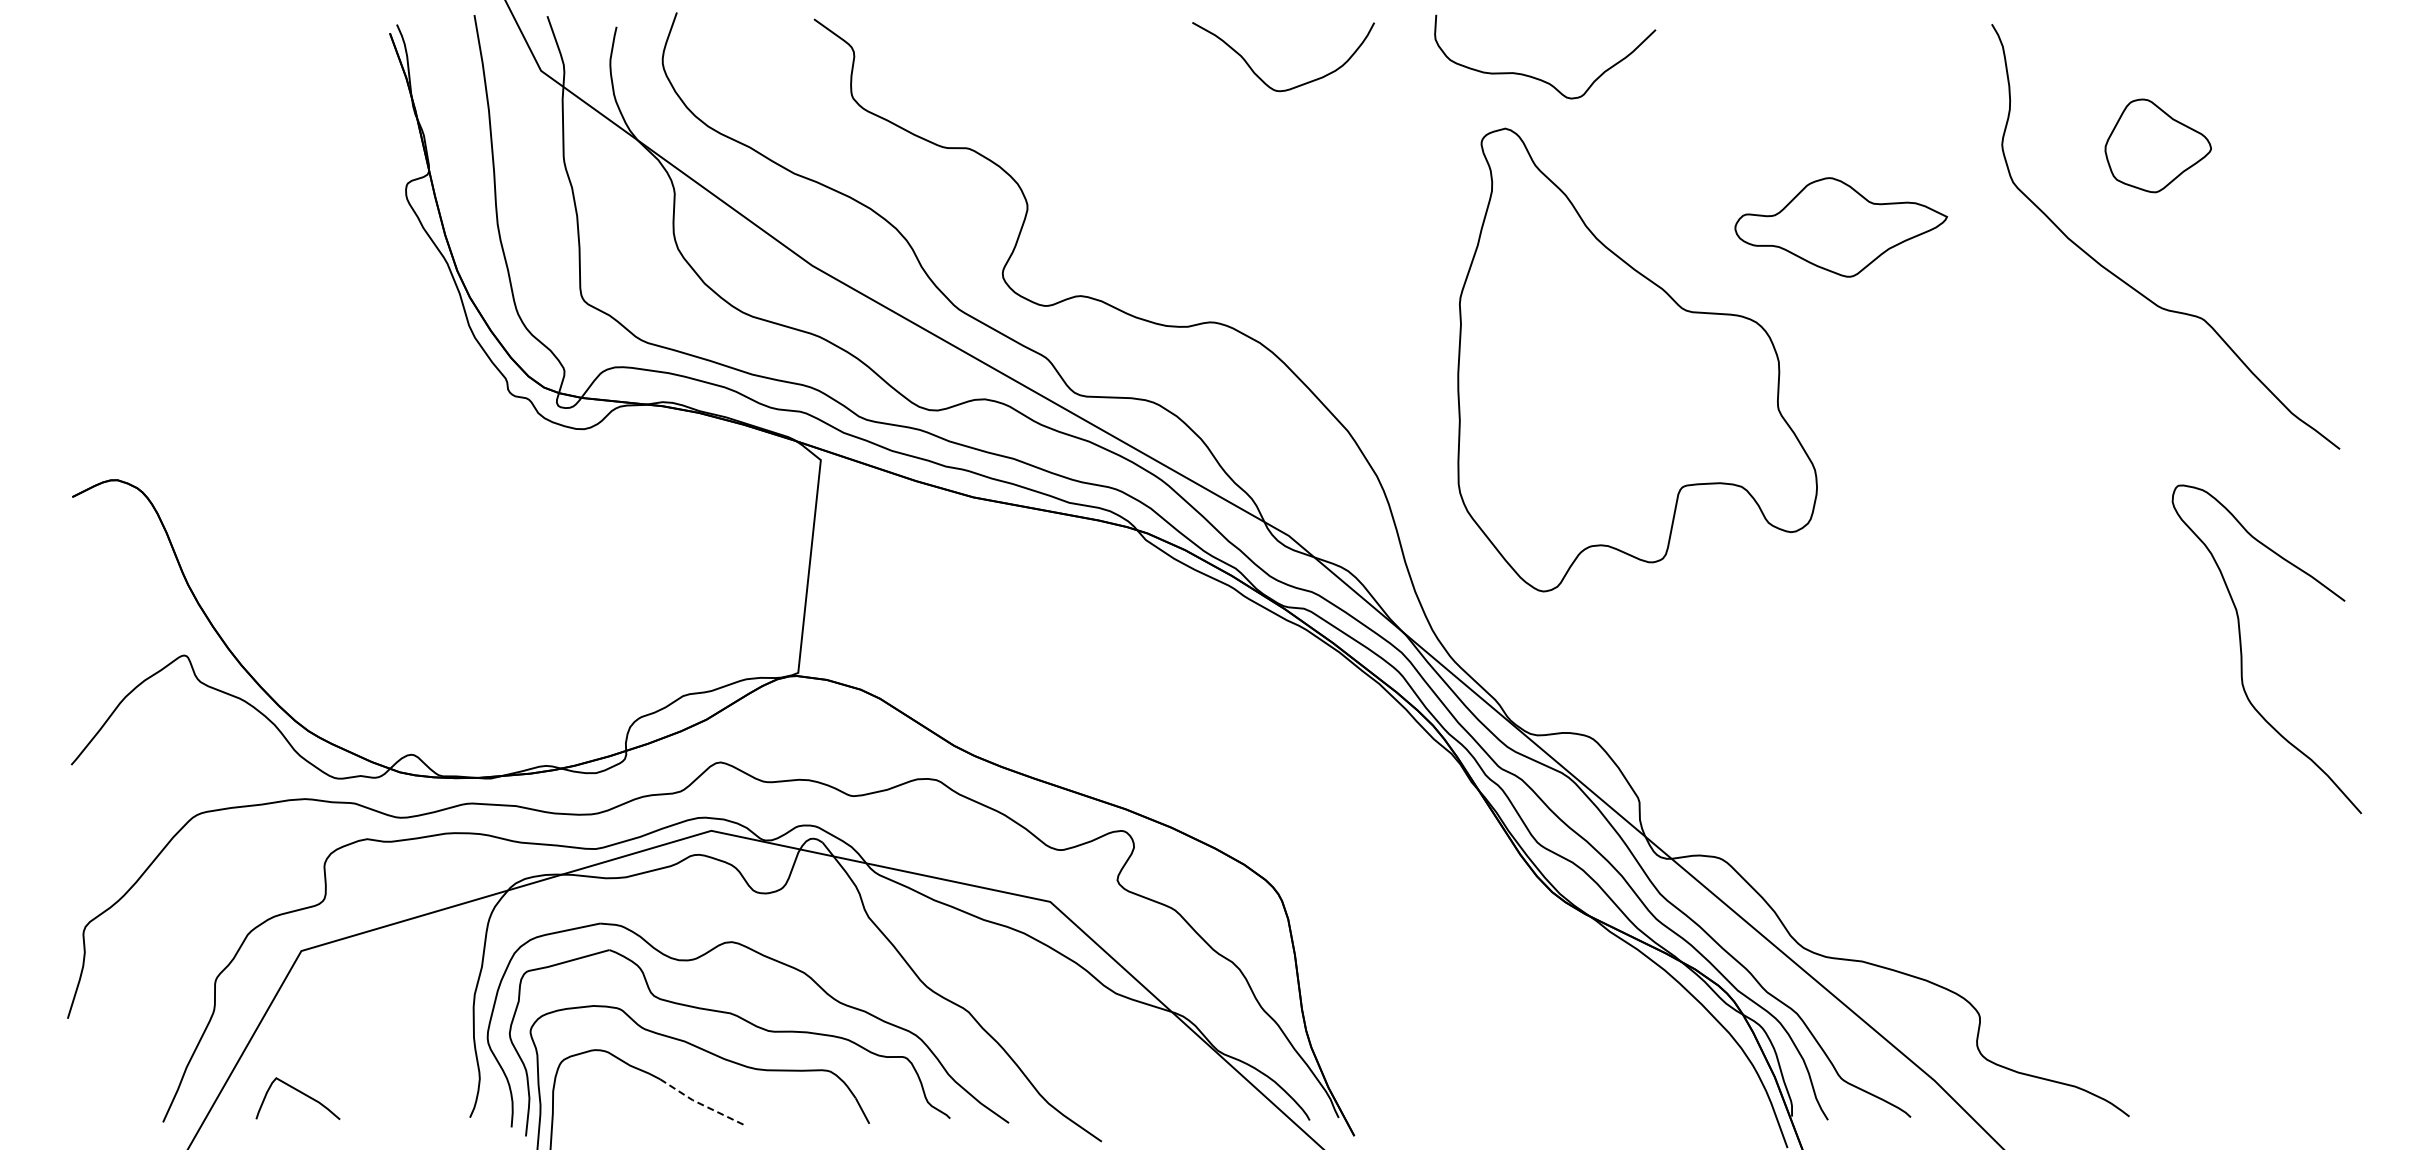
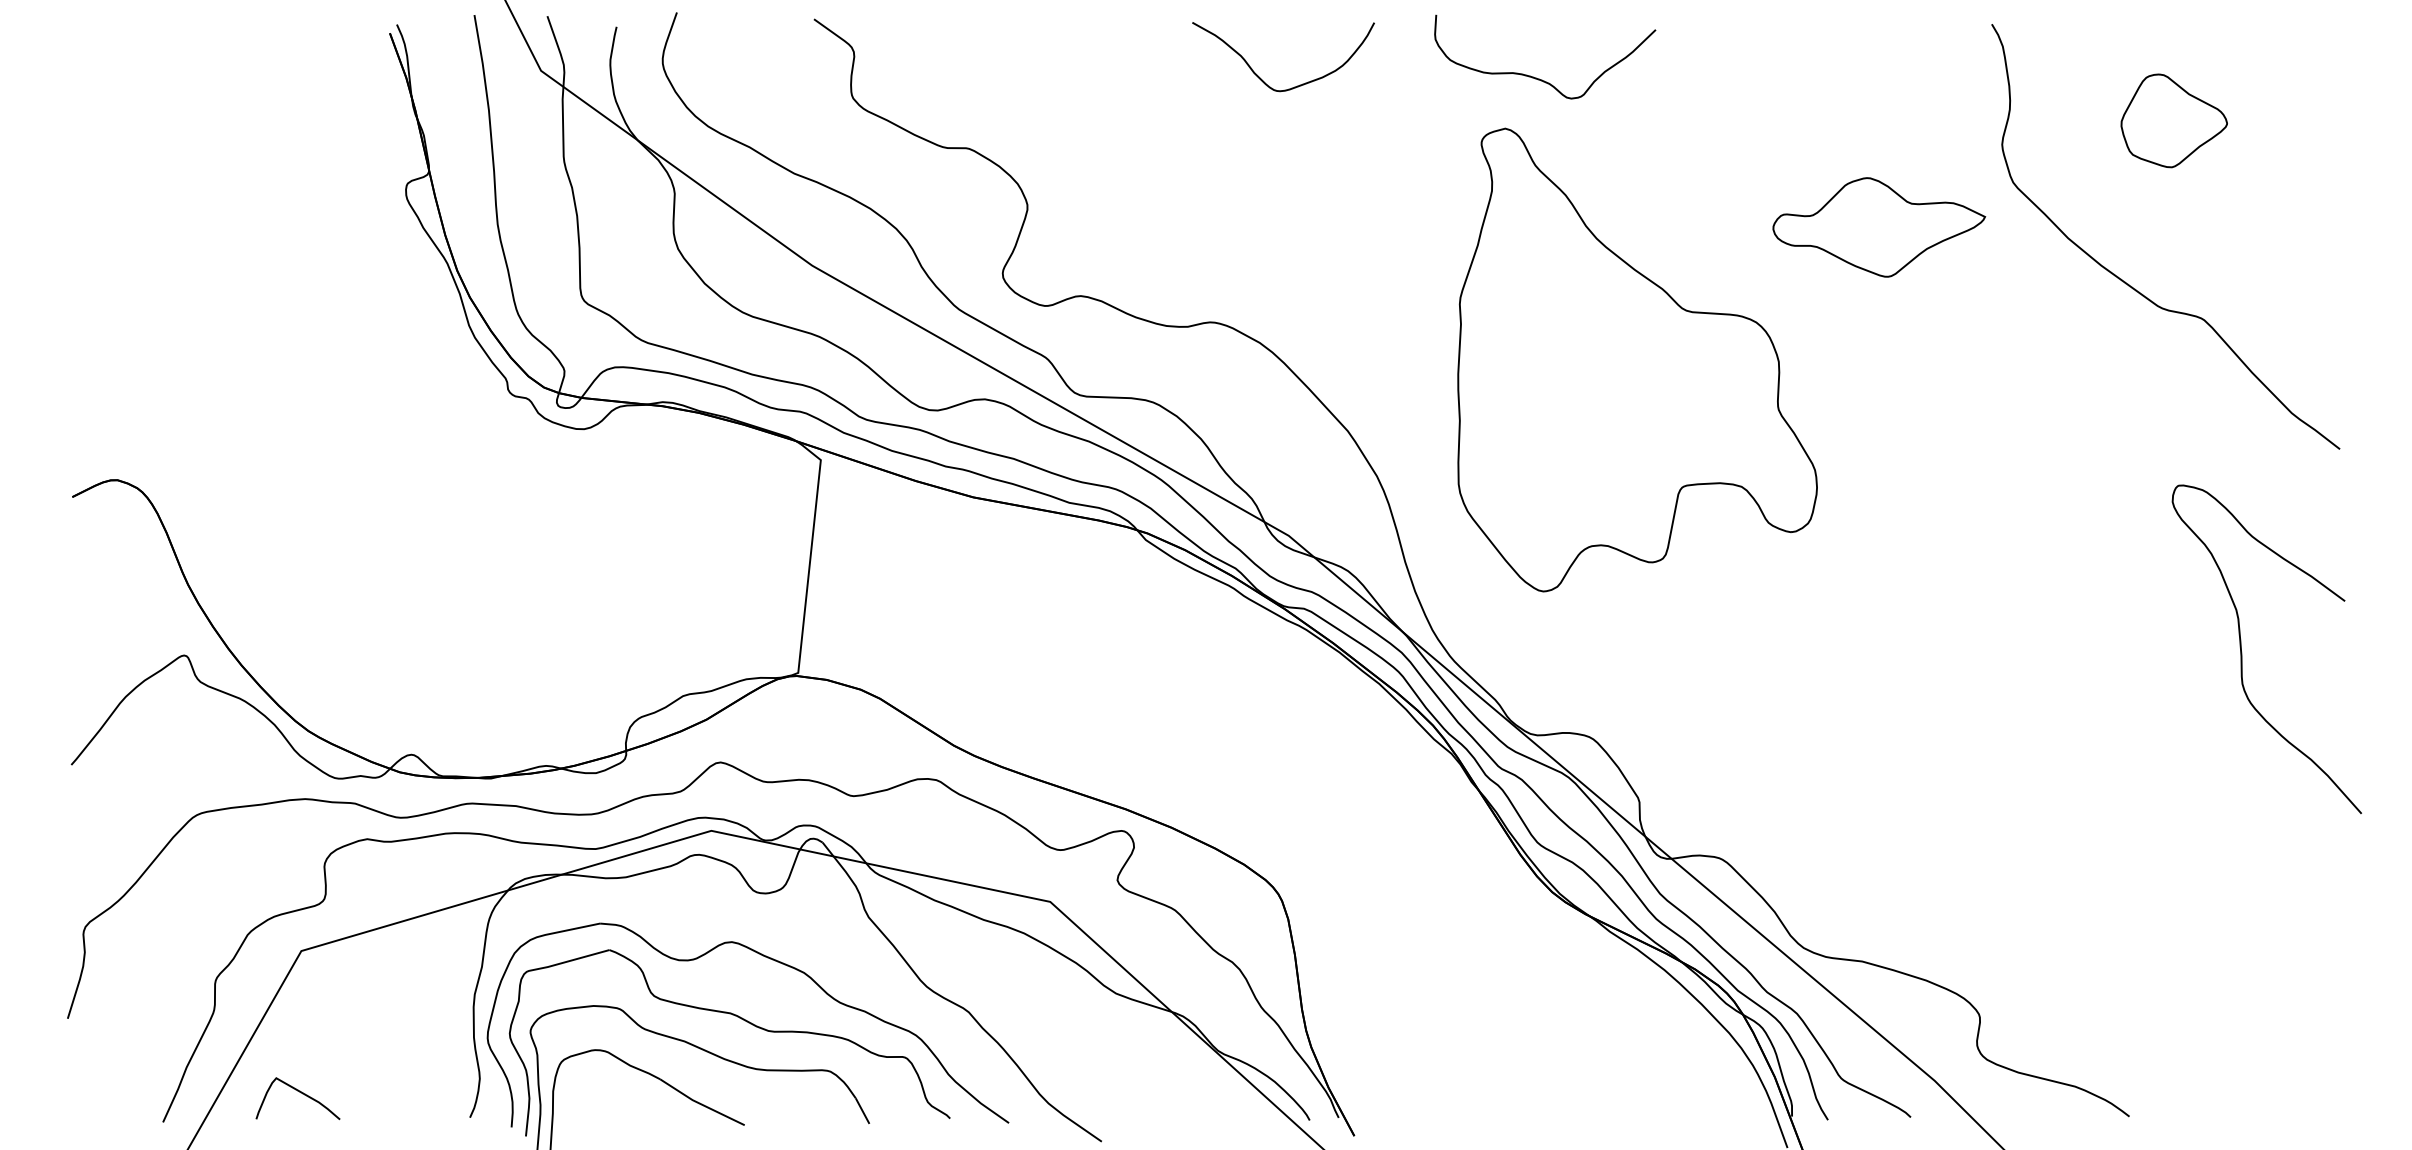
part position: (2157, 145) -> (2173, 120) (2173, 120)
part position: (1841, 227) -> (1879, 227) (1879, 227)
line: dashed -> solid (700, 1104)
